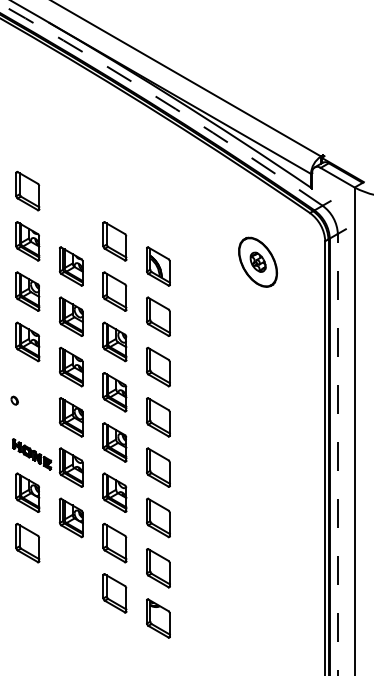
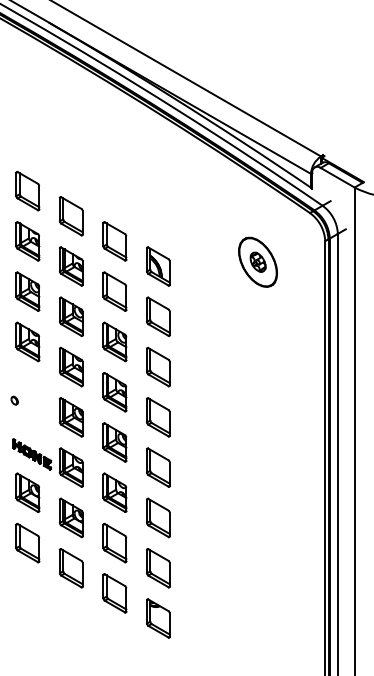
arc: dashed -> solid (163, 101)
part: none -> present (70, 216)
line: dashed -> solid (337, 454)
part: none -> present (70, 568)
